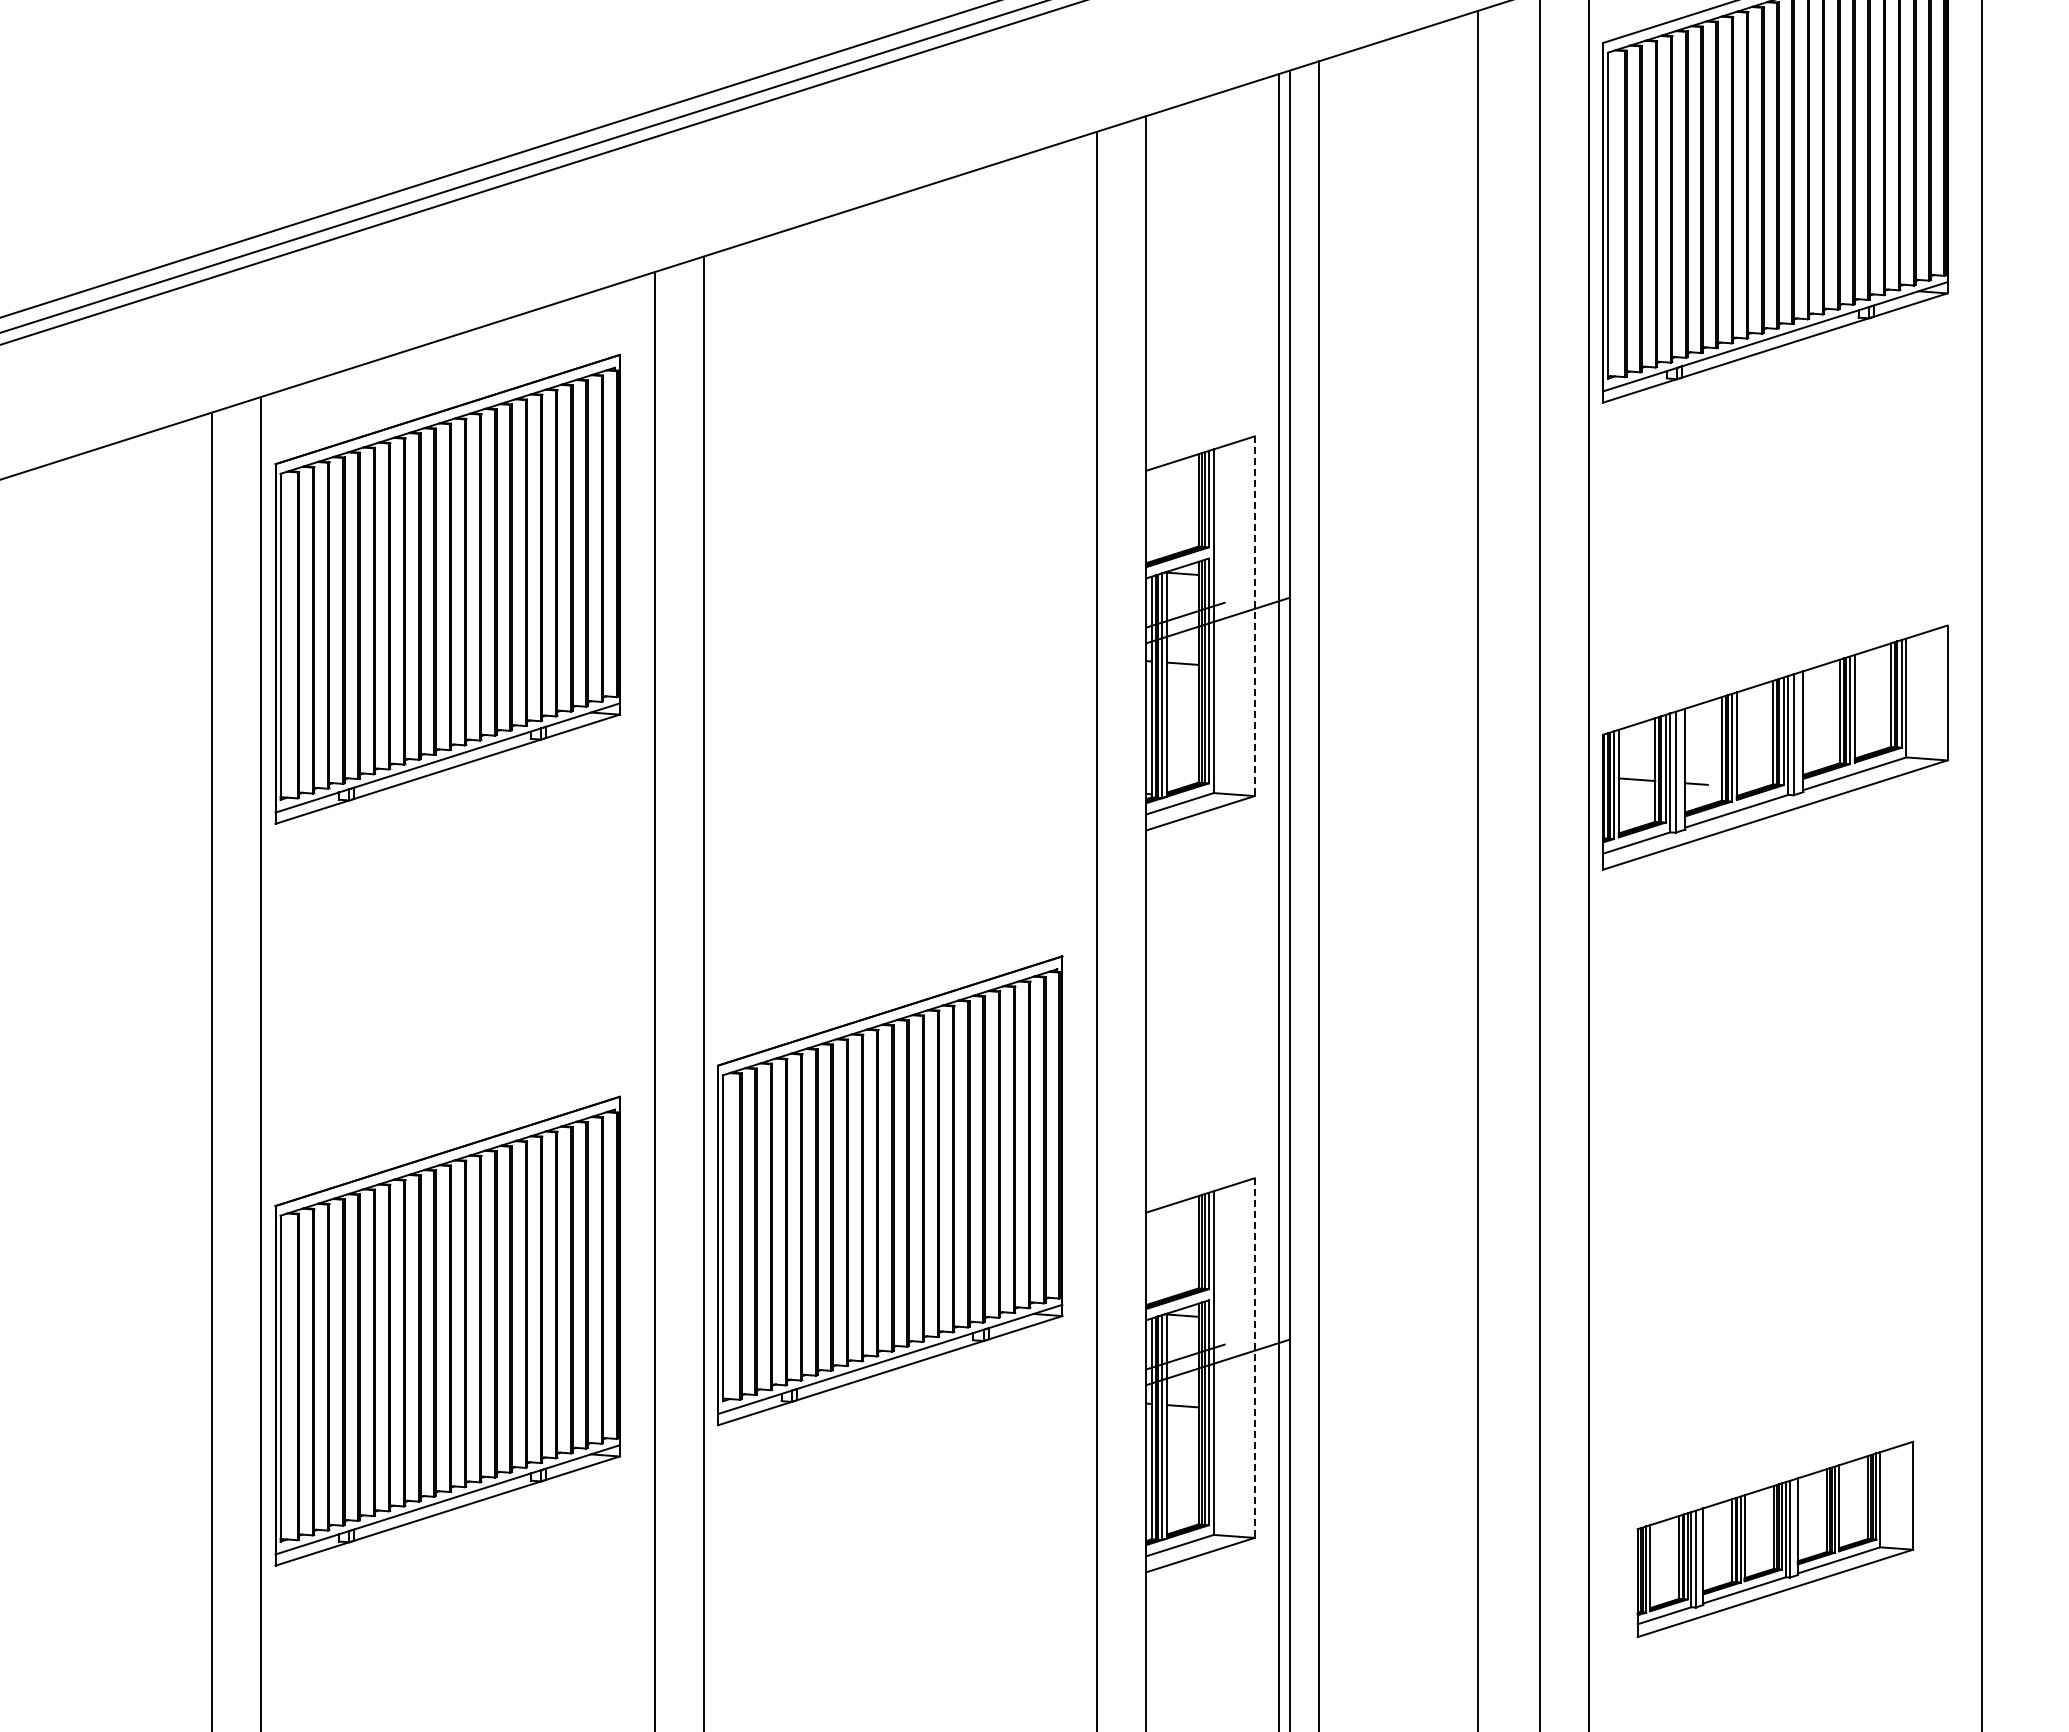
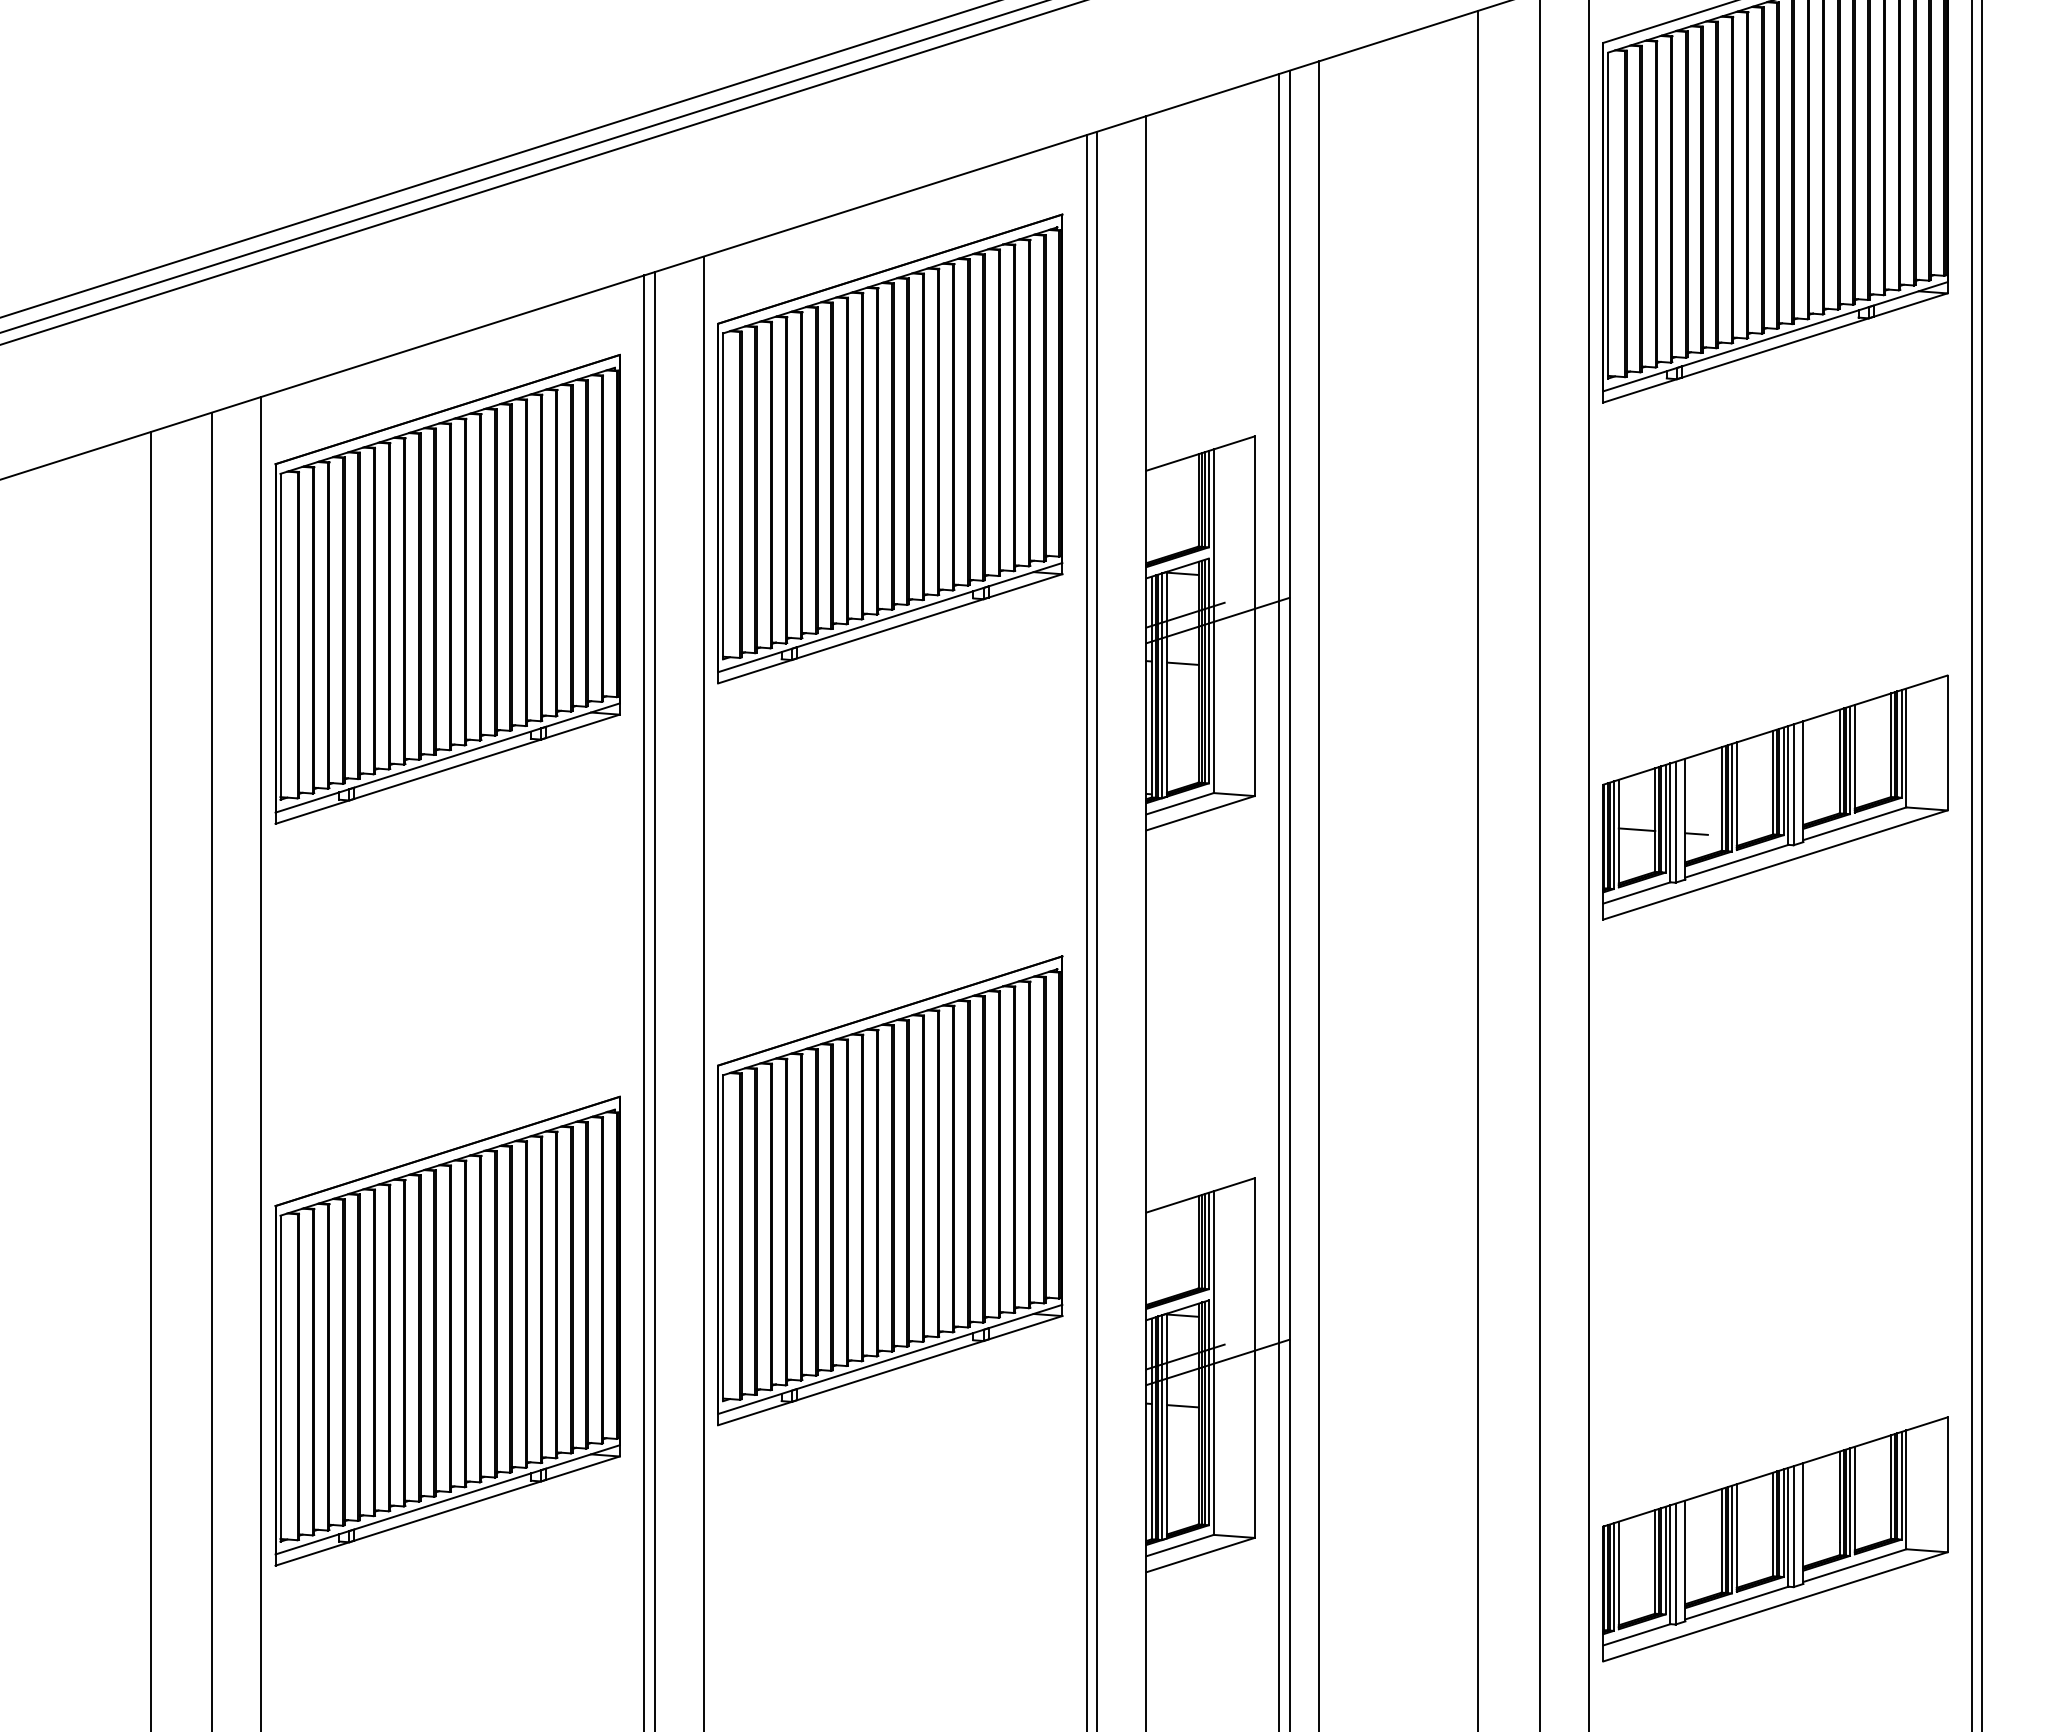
part: none -> present (890, 448)
line: dashed -> solid (1254, 616)
part position: (1775, 747) -> (1775, 797) (1775, 797)
line: none -> present (1972, 865)
line: none -> present (1086, 931)
line: none -> present (644, 1001)
line: none -> present (150, 1080)
line: dashed -> solid (1254, 1358)
part size: 279x199 px -> 347x247 px (1775, 1539)
